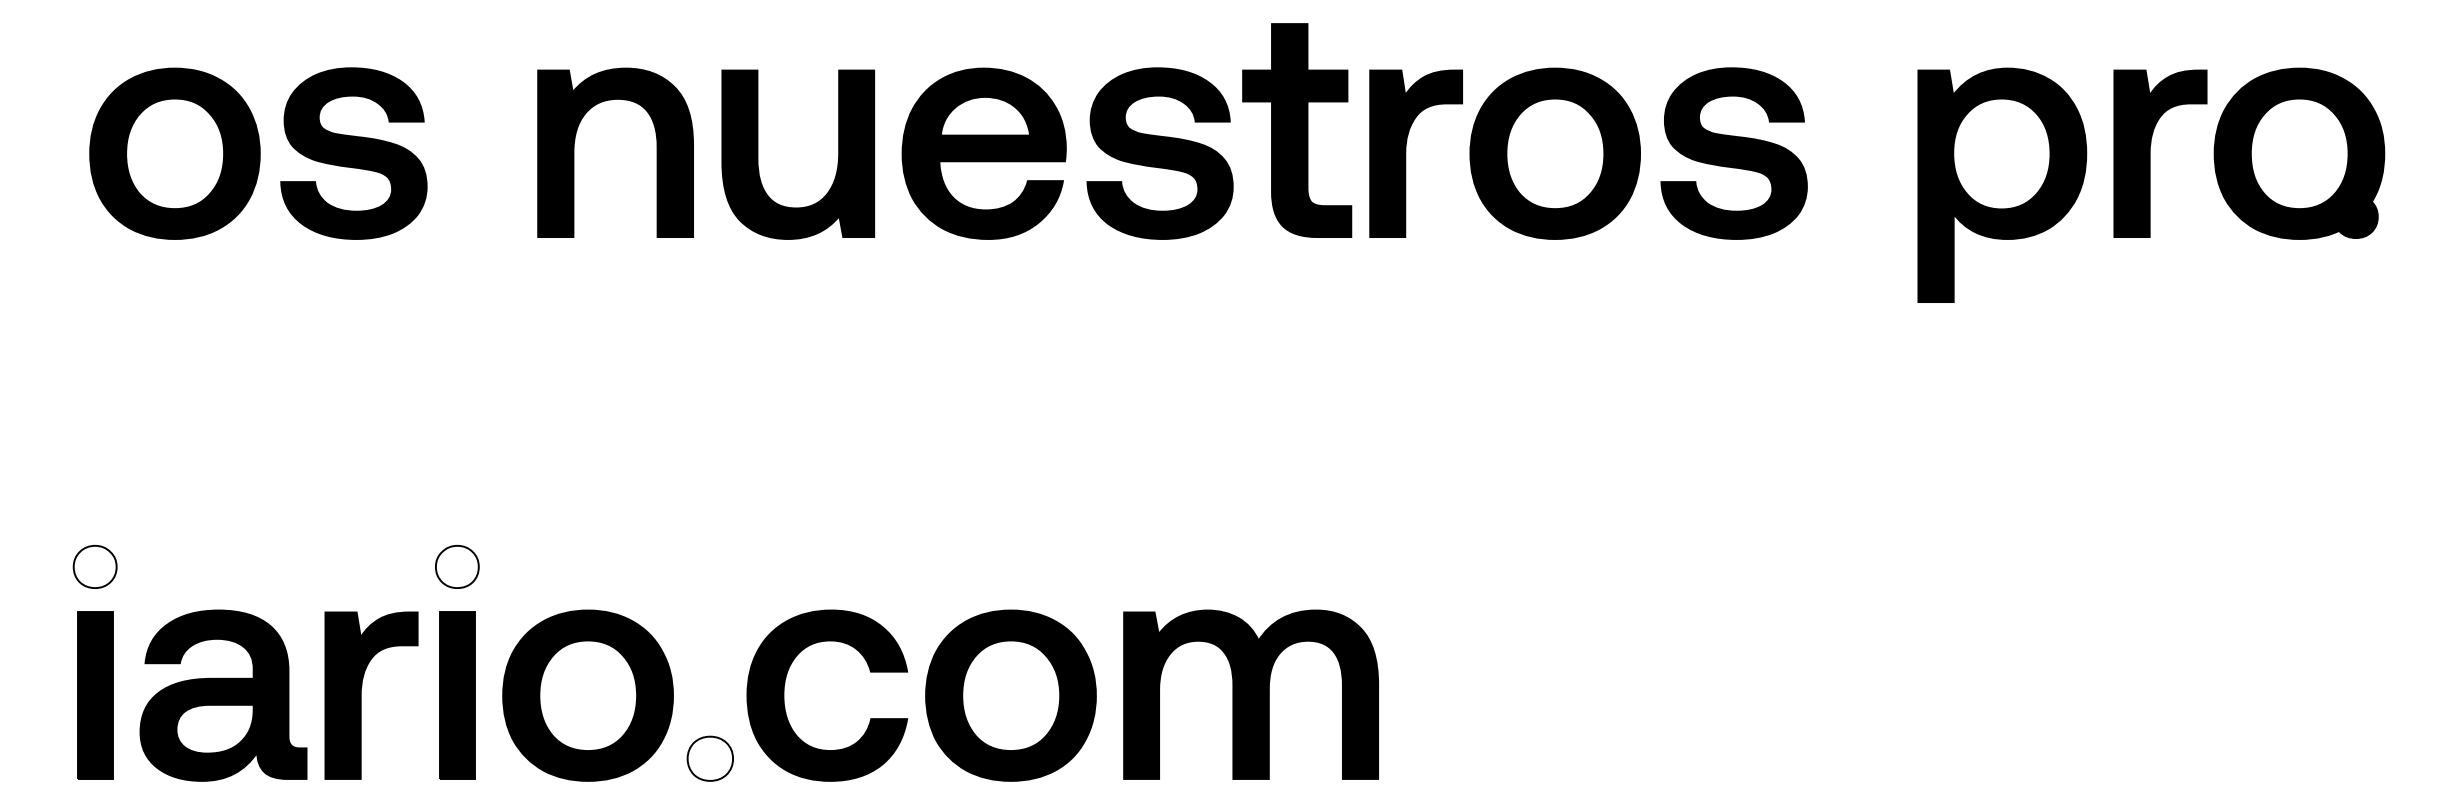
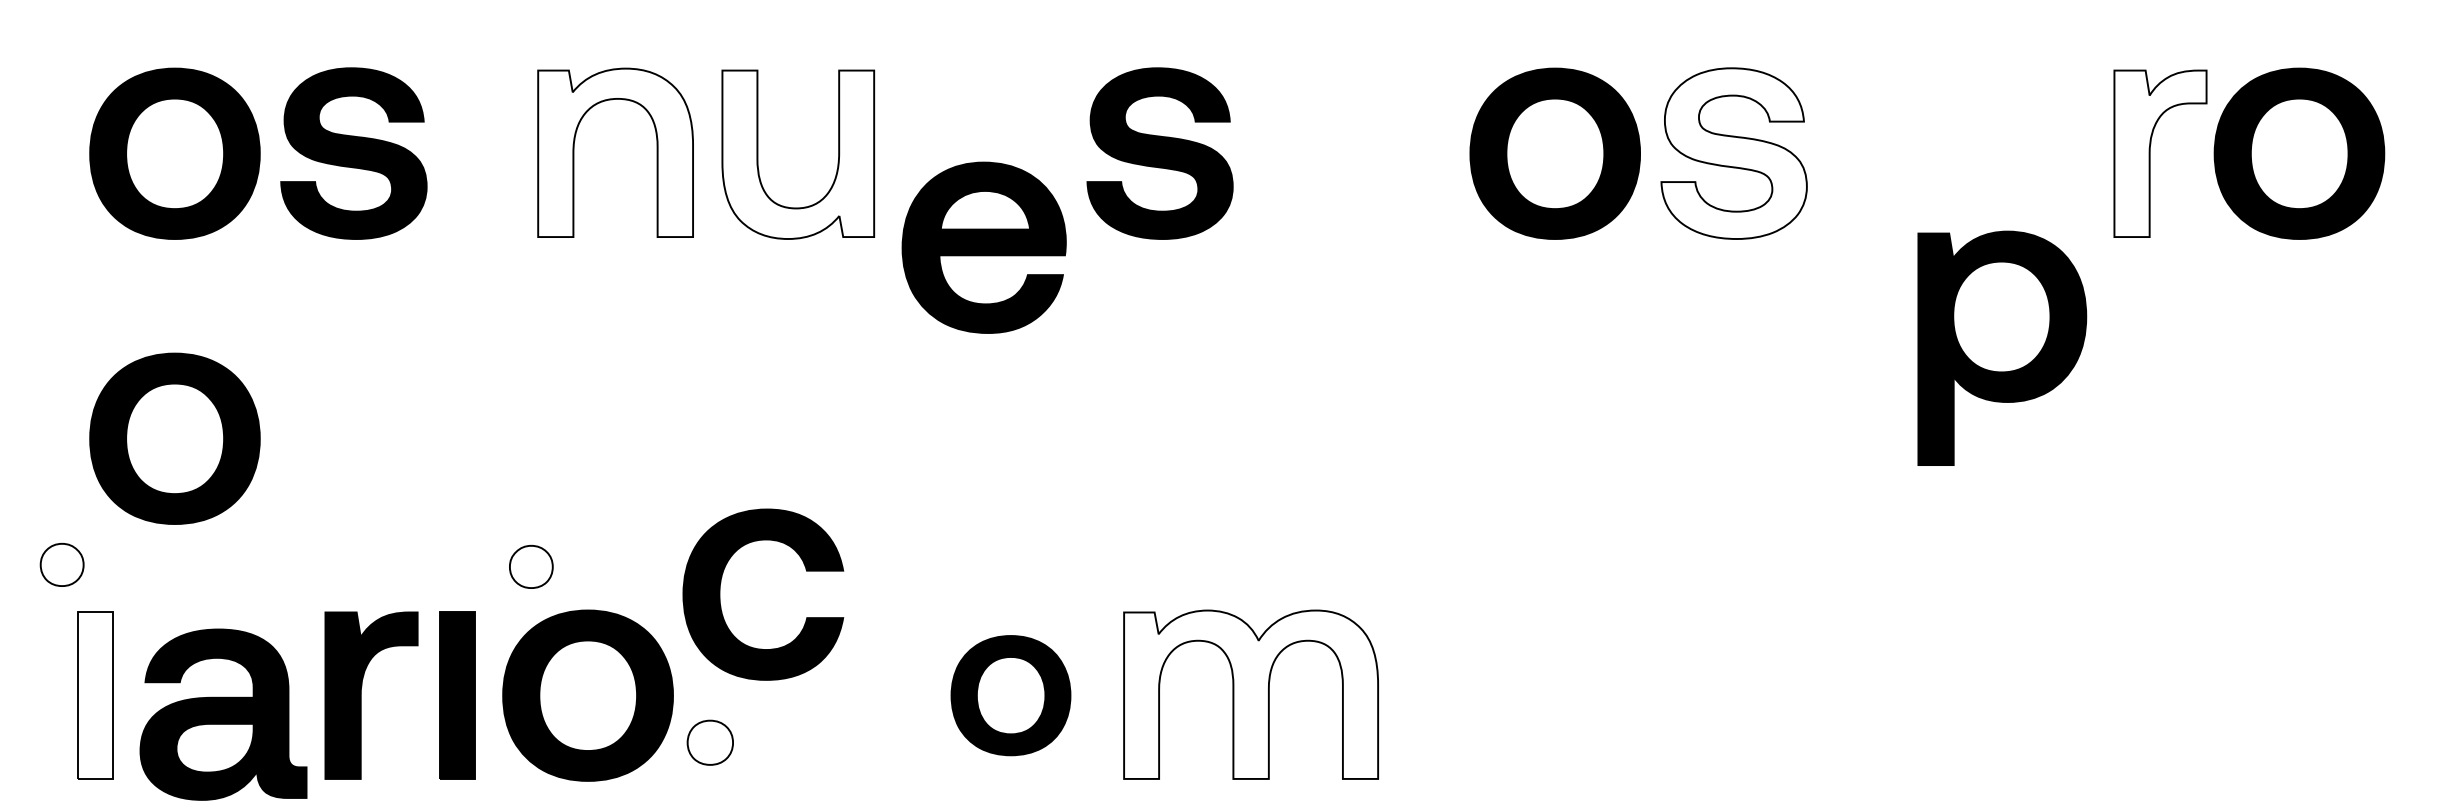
part: present -> none (1297, 130)
fill: present -> none (615, 152)
part position: (983, 153) -> (983, 247) (983, 247)
part: present -> none (1406, 153)
fill: present -> none (1733, 153)
fill: present -> none (2160, 153)
fill: present -> none (798, 154)
part position: (2002, 184) -> (2002, 347) (2002, 347)
fill: present -> none (2355, 216)
part: none -> present (174, 438)
part position: (94, 566) -> (61, 564) (61, 564)
part position: (457, 566) -> (531, 566) (531, 566)
fill: present -> none (1251, 694)
fill: present -> none (94, 695)
part position: (223, 695) -> (223, 714) (223, 714)
part position: (784, 695) -> (720, 594) (720, 594)
part size: 172x173 px -> 122x122 px (1010, 695)
part position: (709, 758) -> (709, 742) (709, 742)
